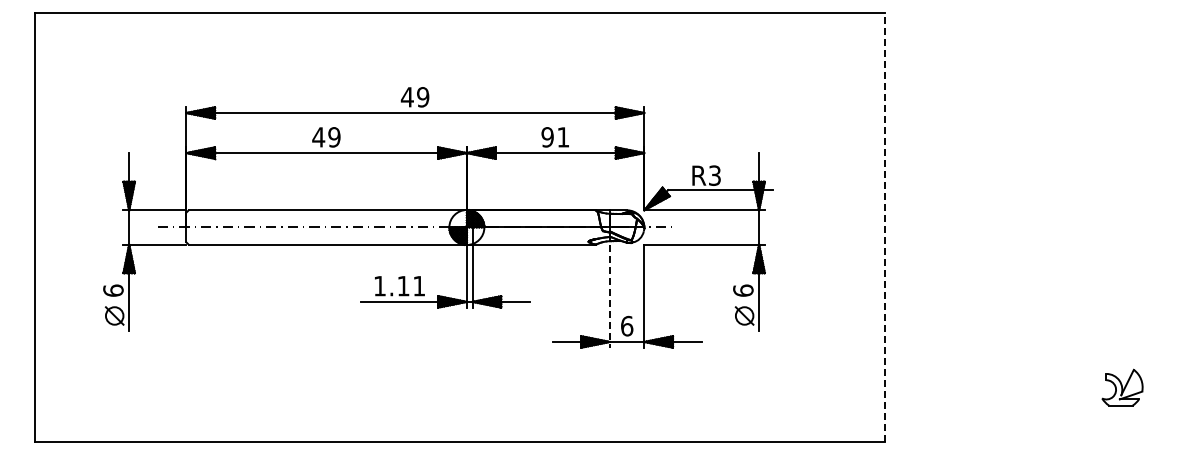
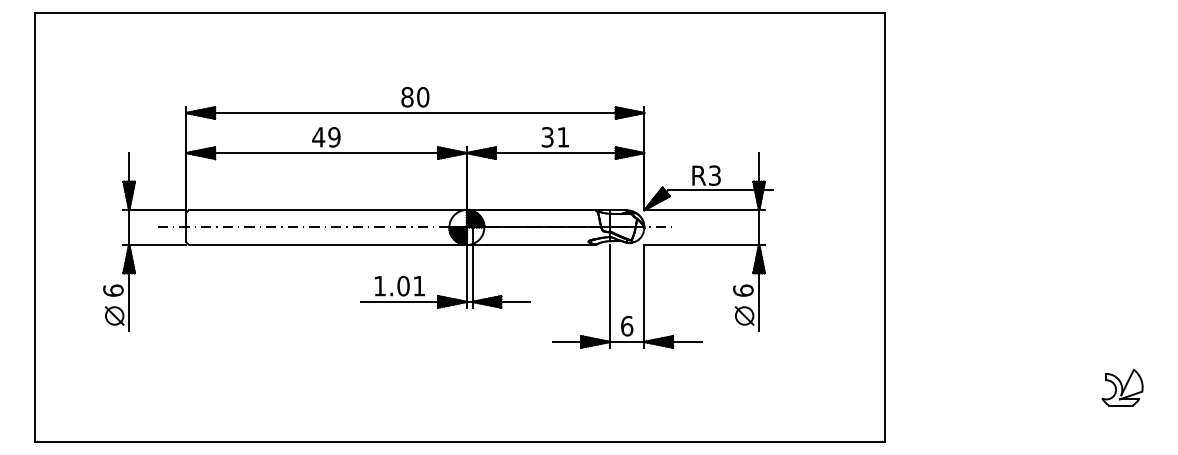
text: 49 -> 80 (414, 97)
text: 91 -> 31 (547, 137)
line: dashed -> solid (885, 227)
text: 1.11 -> 1.01 (403, 285)
line: dashed -> solid (609, 296)
